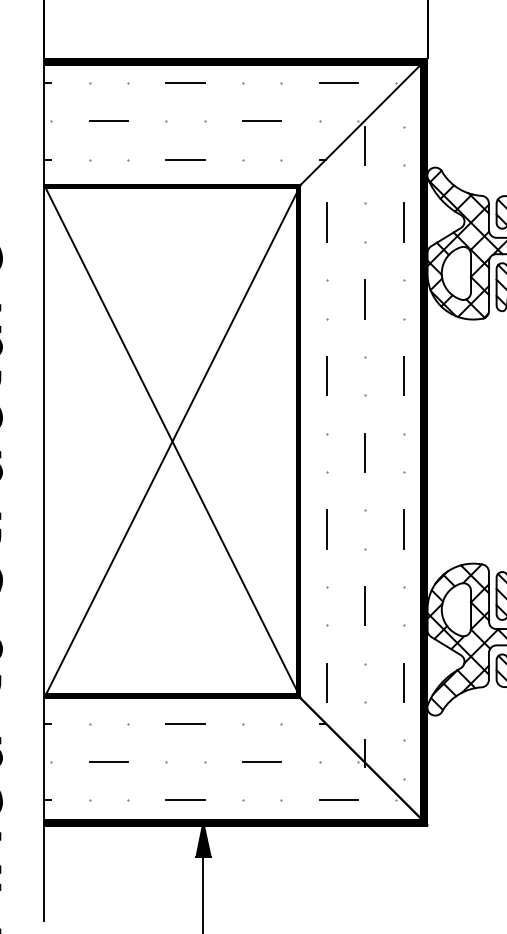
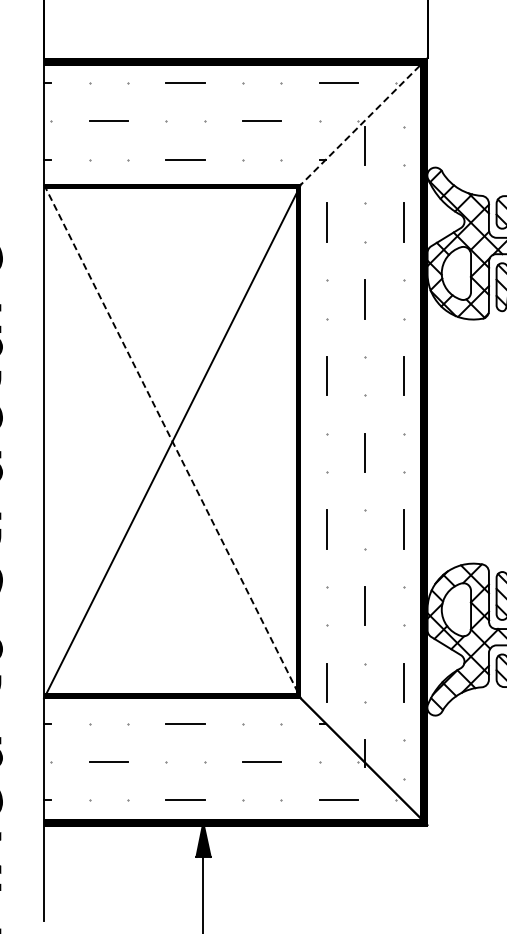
line: solid -> dashed (363, 121)
line: solid -> dashed (172, 442)
